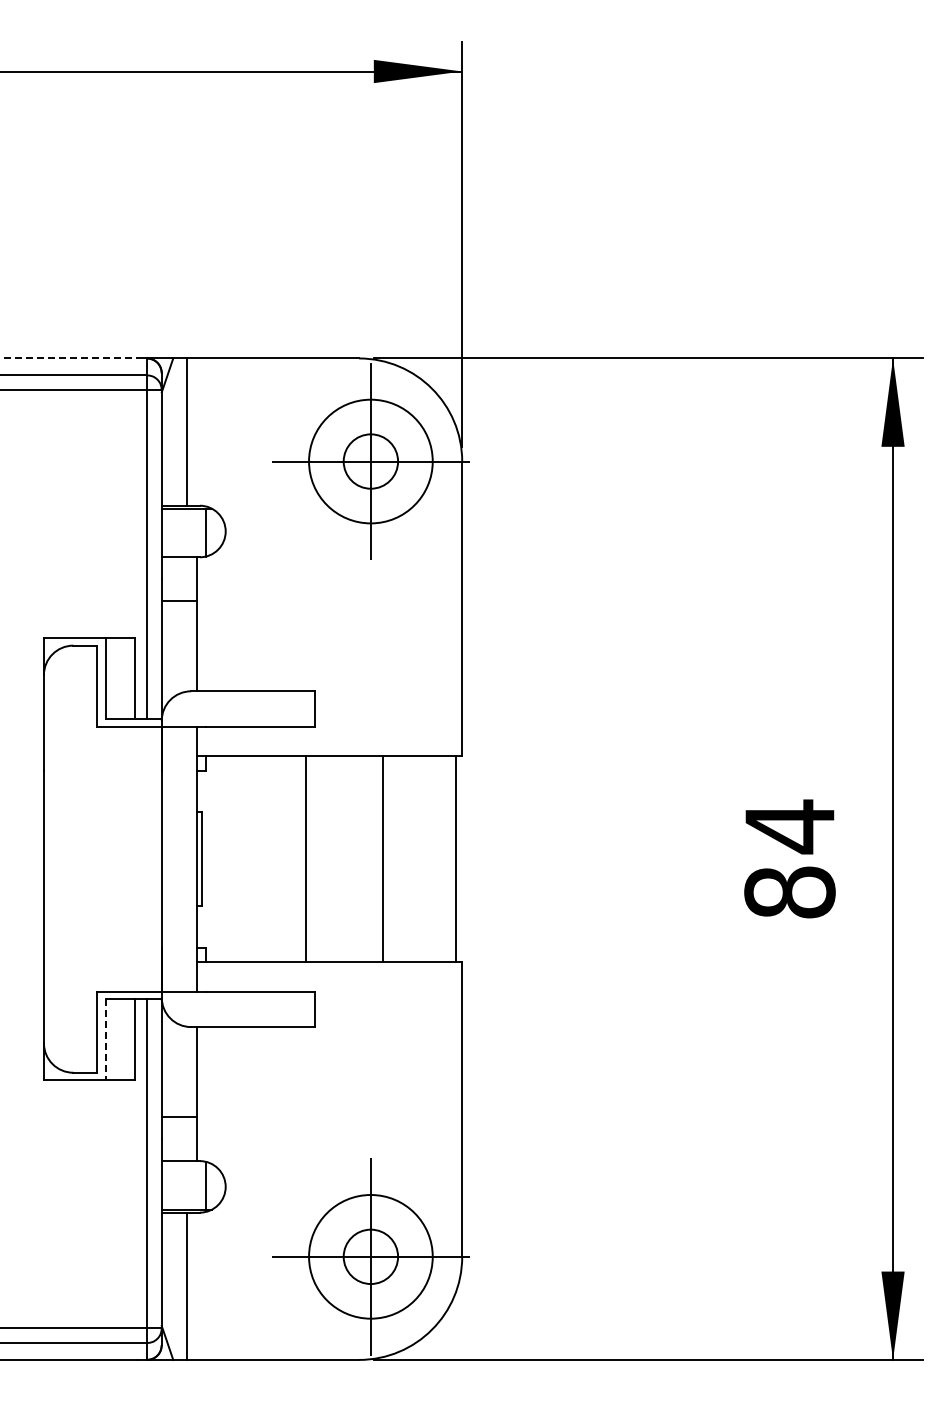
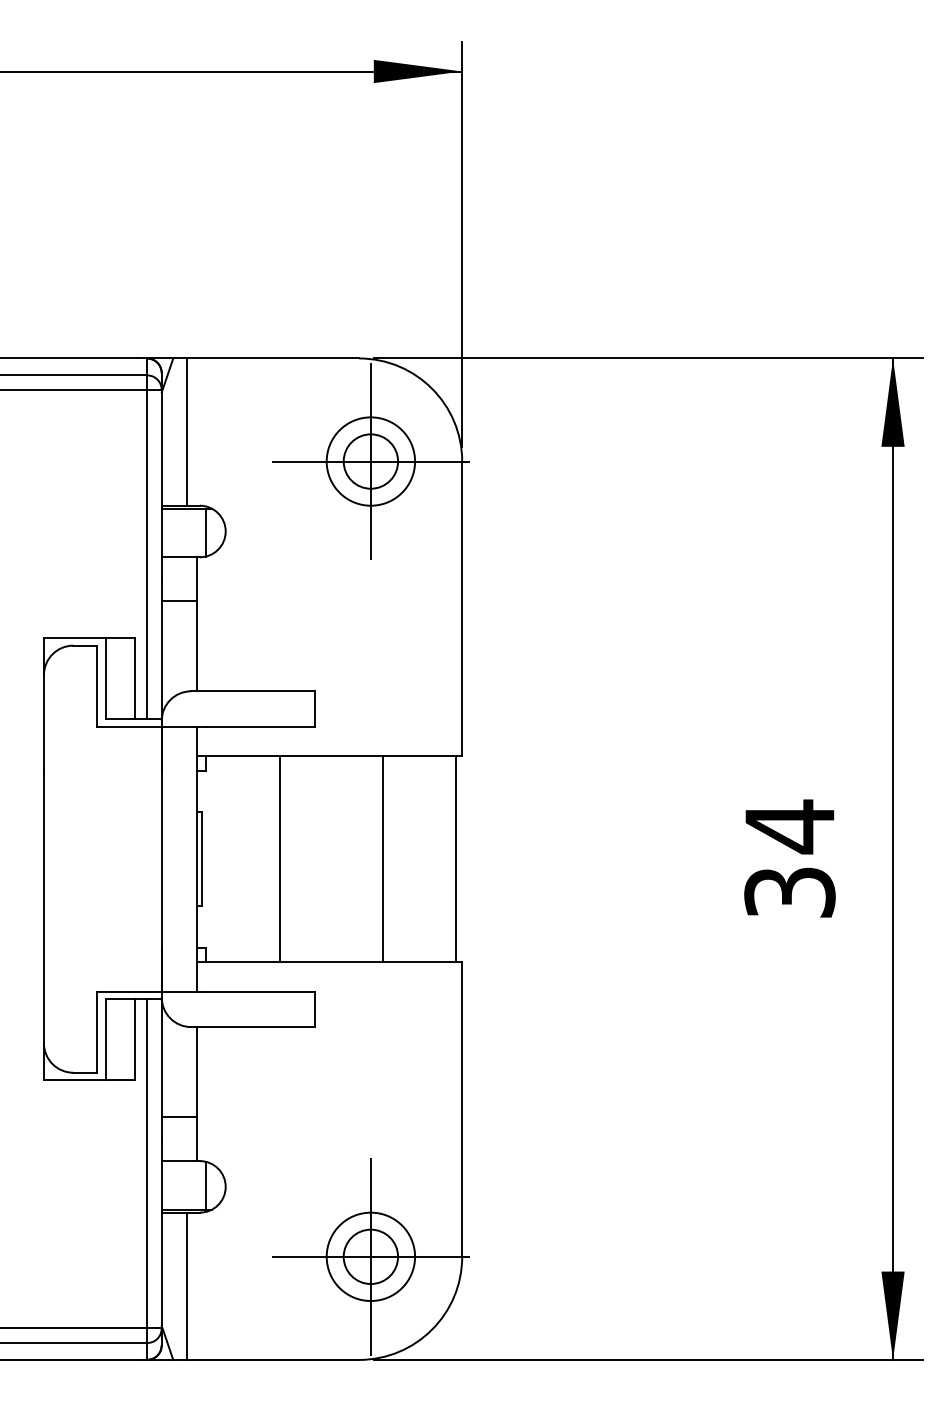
line: dashed -> solid (69, 358)
circle diameter: 124 px -> 88 px (370, 461)
line position: (305, 859) -> (279, 859) (279, 859)
text: 84 -> 34 (789, 892)
line: dashed -> solid (105, 1039)
circle diameter: 124 px -> 88 px (370, 1256)
